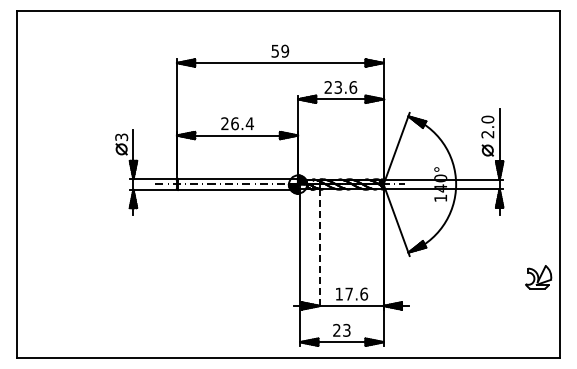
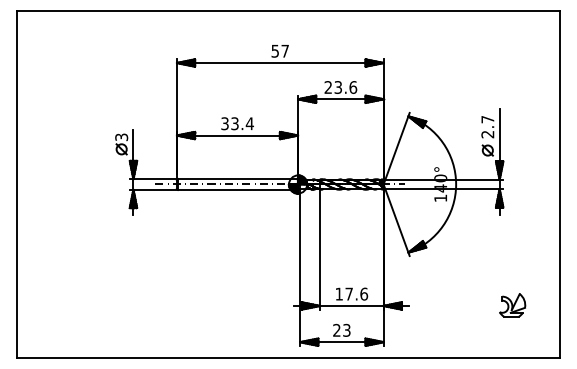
text: 59 -> 57 (285, 50)
text: 2.0 -> 2.7 (487, 119)
text: 26.4 -> 33.4 (229, 123)
line: dashed -> solid (319, 249)
part position: (538, 277) -> (512, 305) (512, 305)
